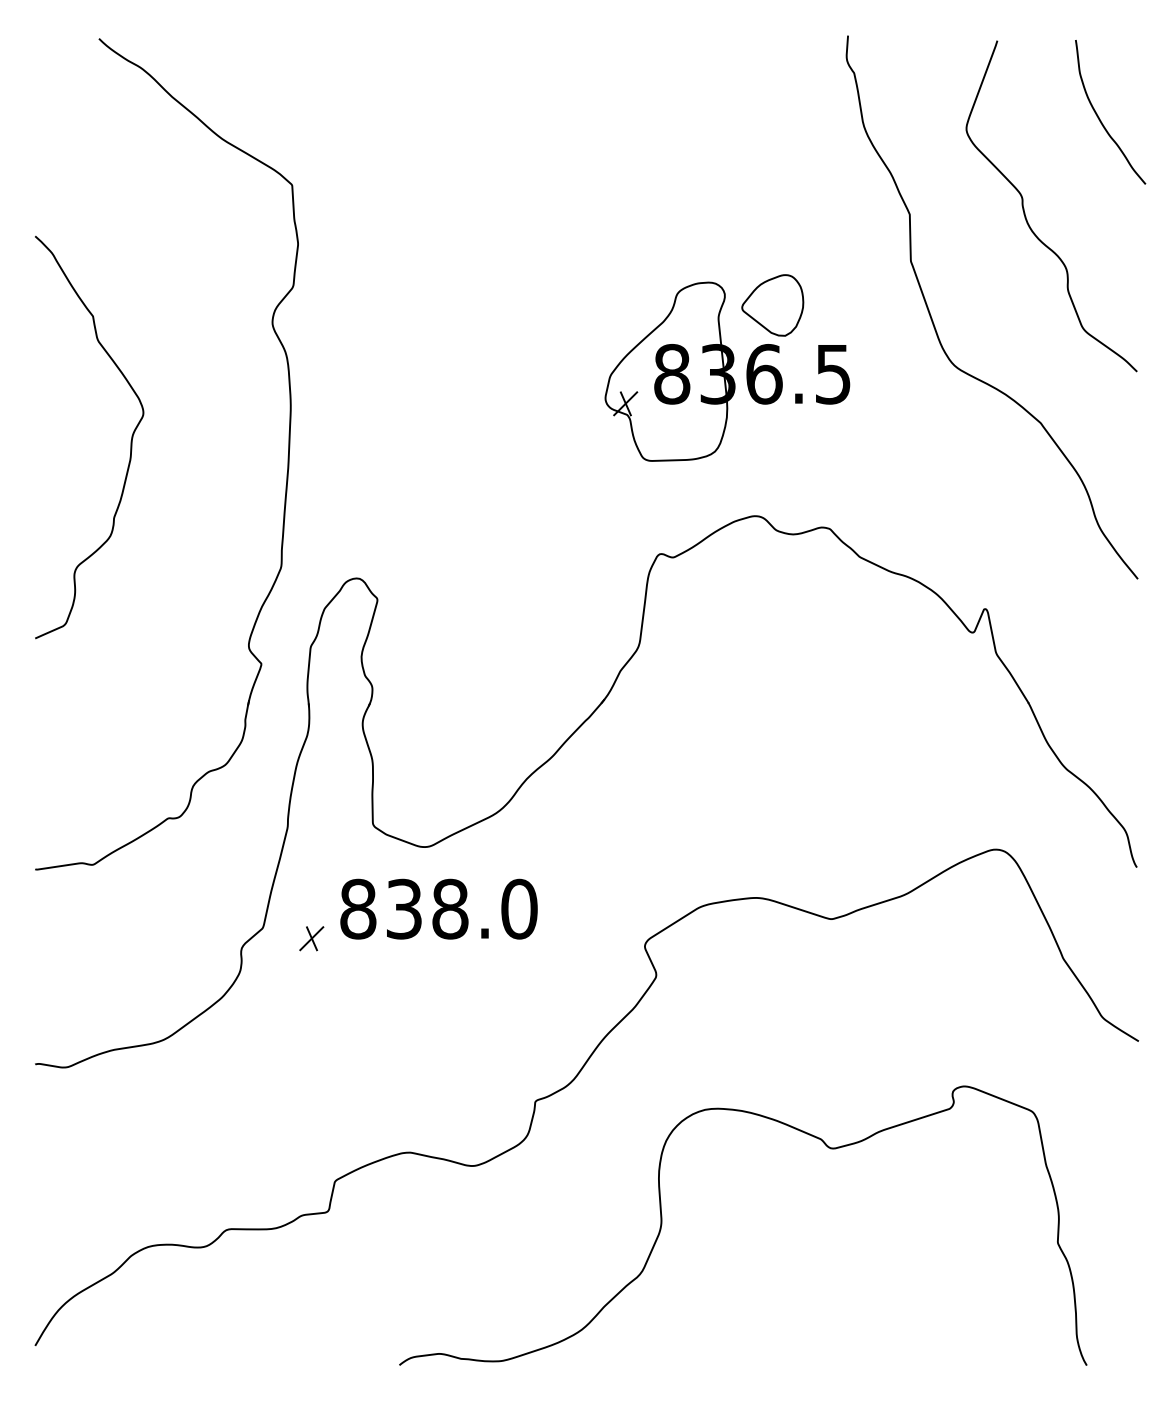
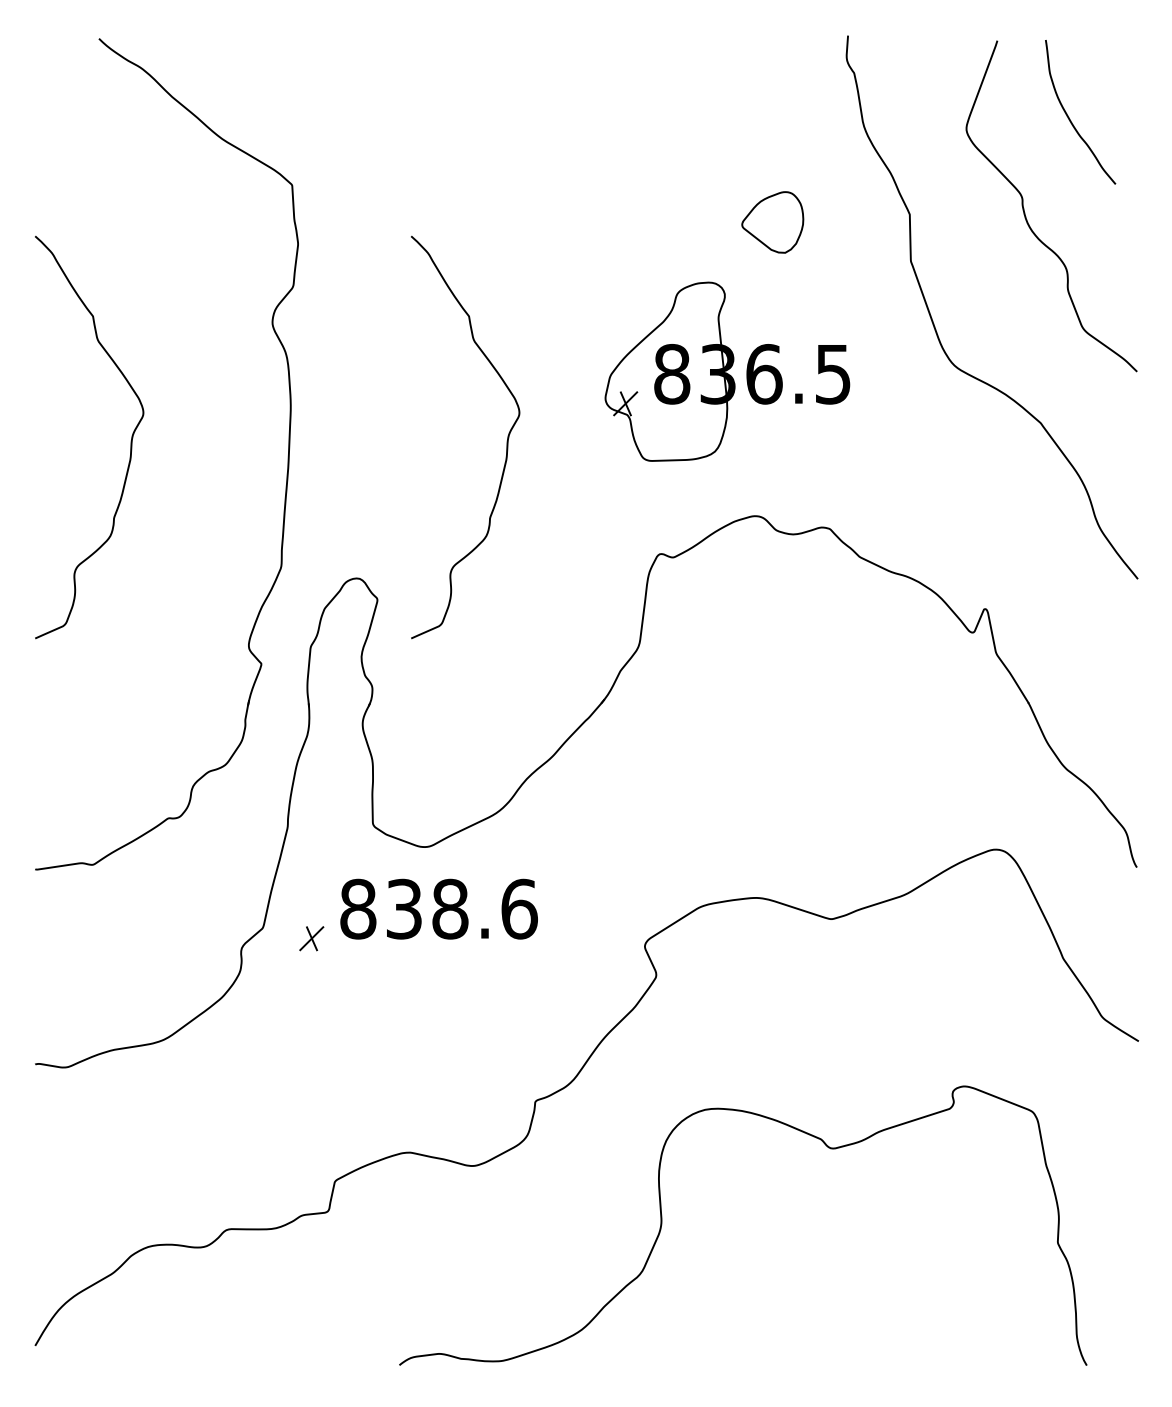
curve position: (1101, 120) -> (1071, 120) (1071, 120)
part position: (772, 305) -> (772, 222) (772, 222)
curve: none -> present (506, 441)
text: 838.0 -> 838.6 (519, 908)
